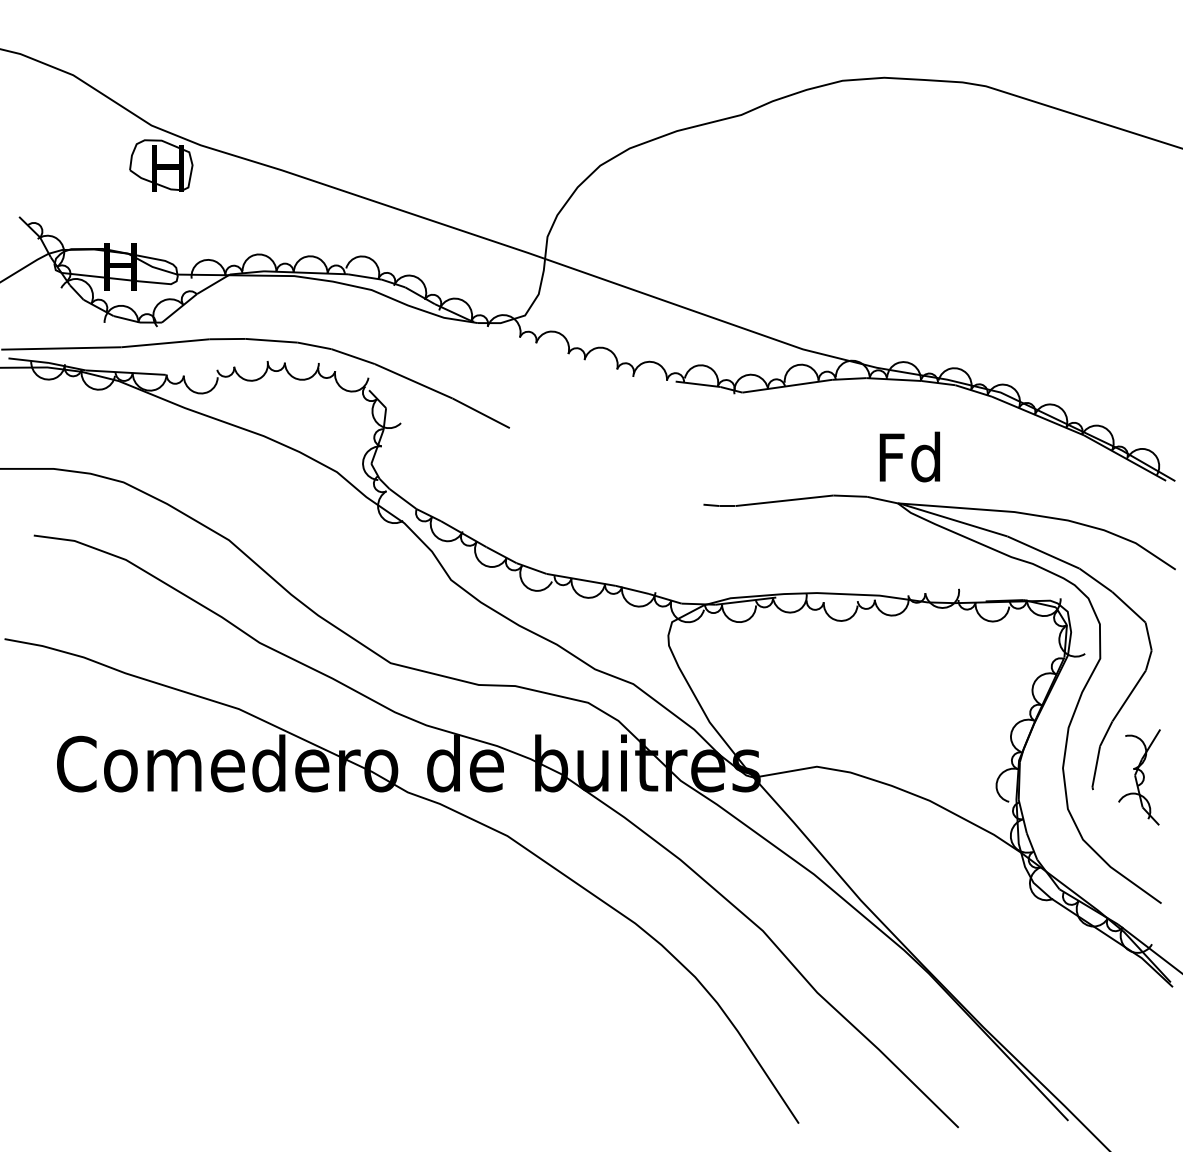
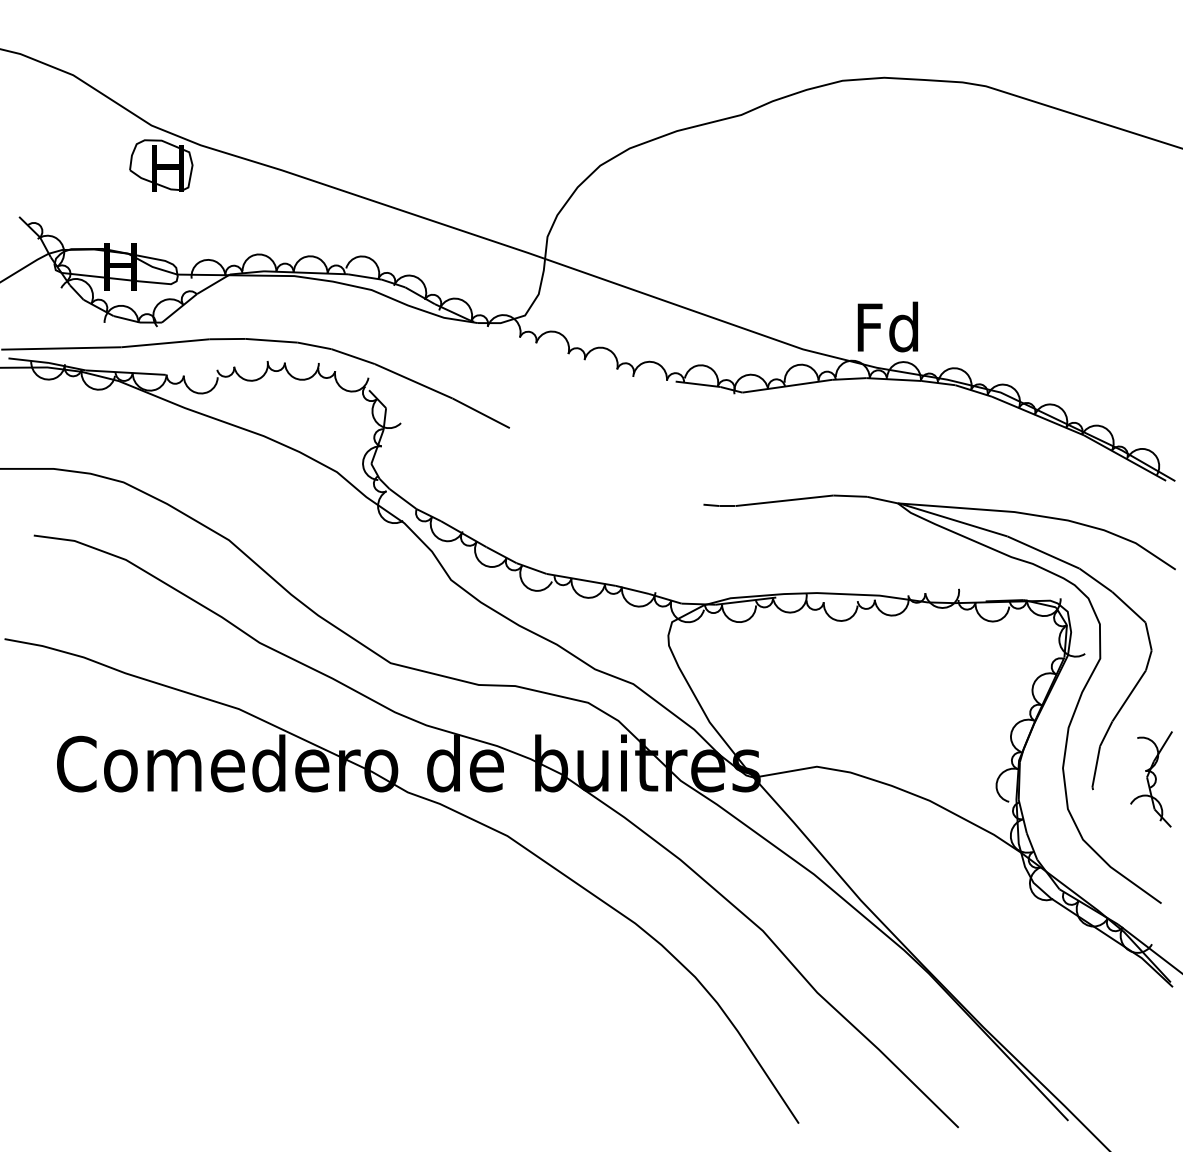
text position: (909, 456) -> (887, 326) (887, 326)
part position: (1139, 777) -> (1151, 779) (1151, 779)
